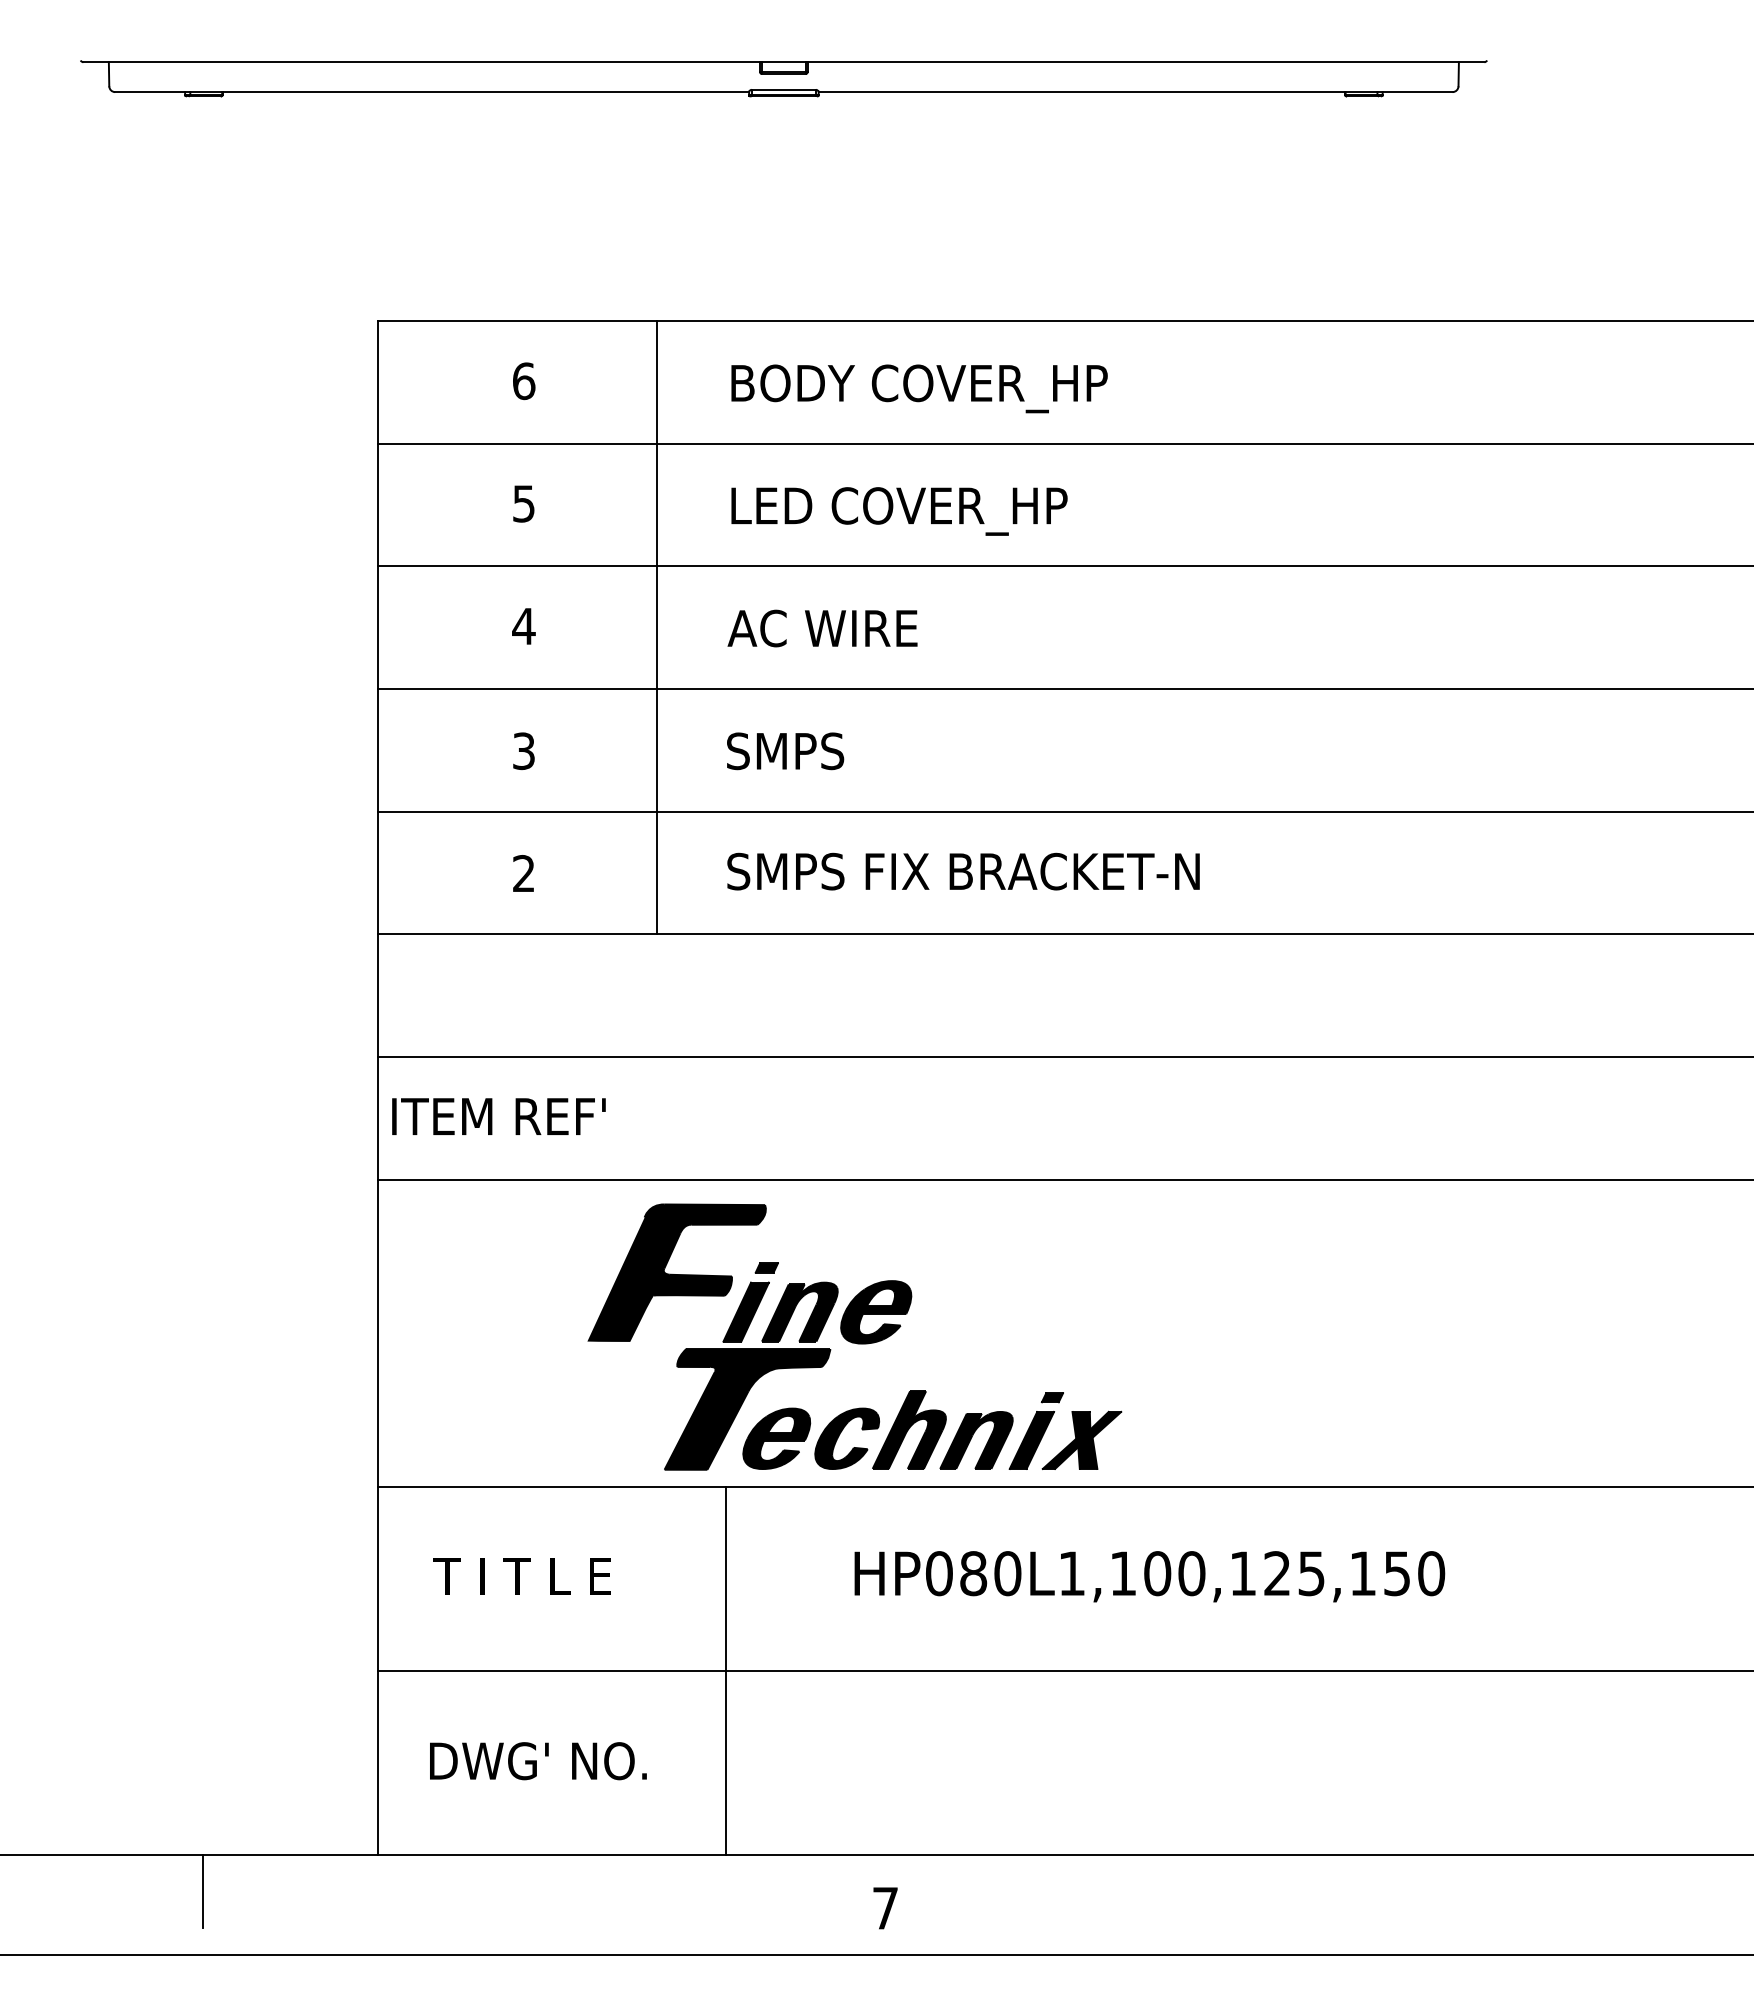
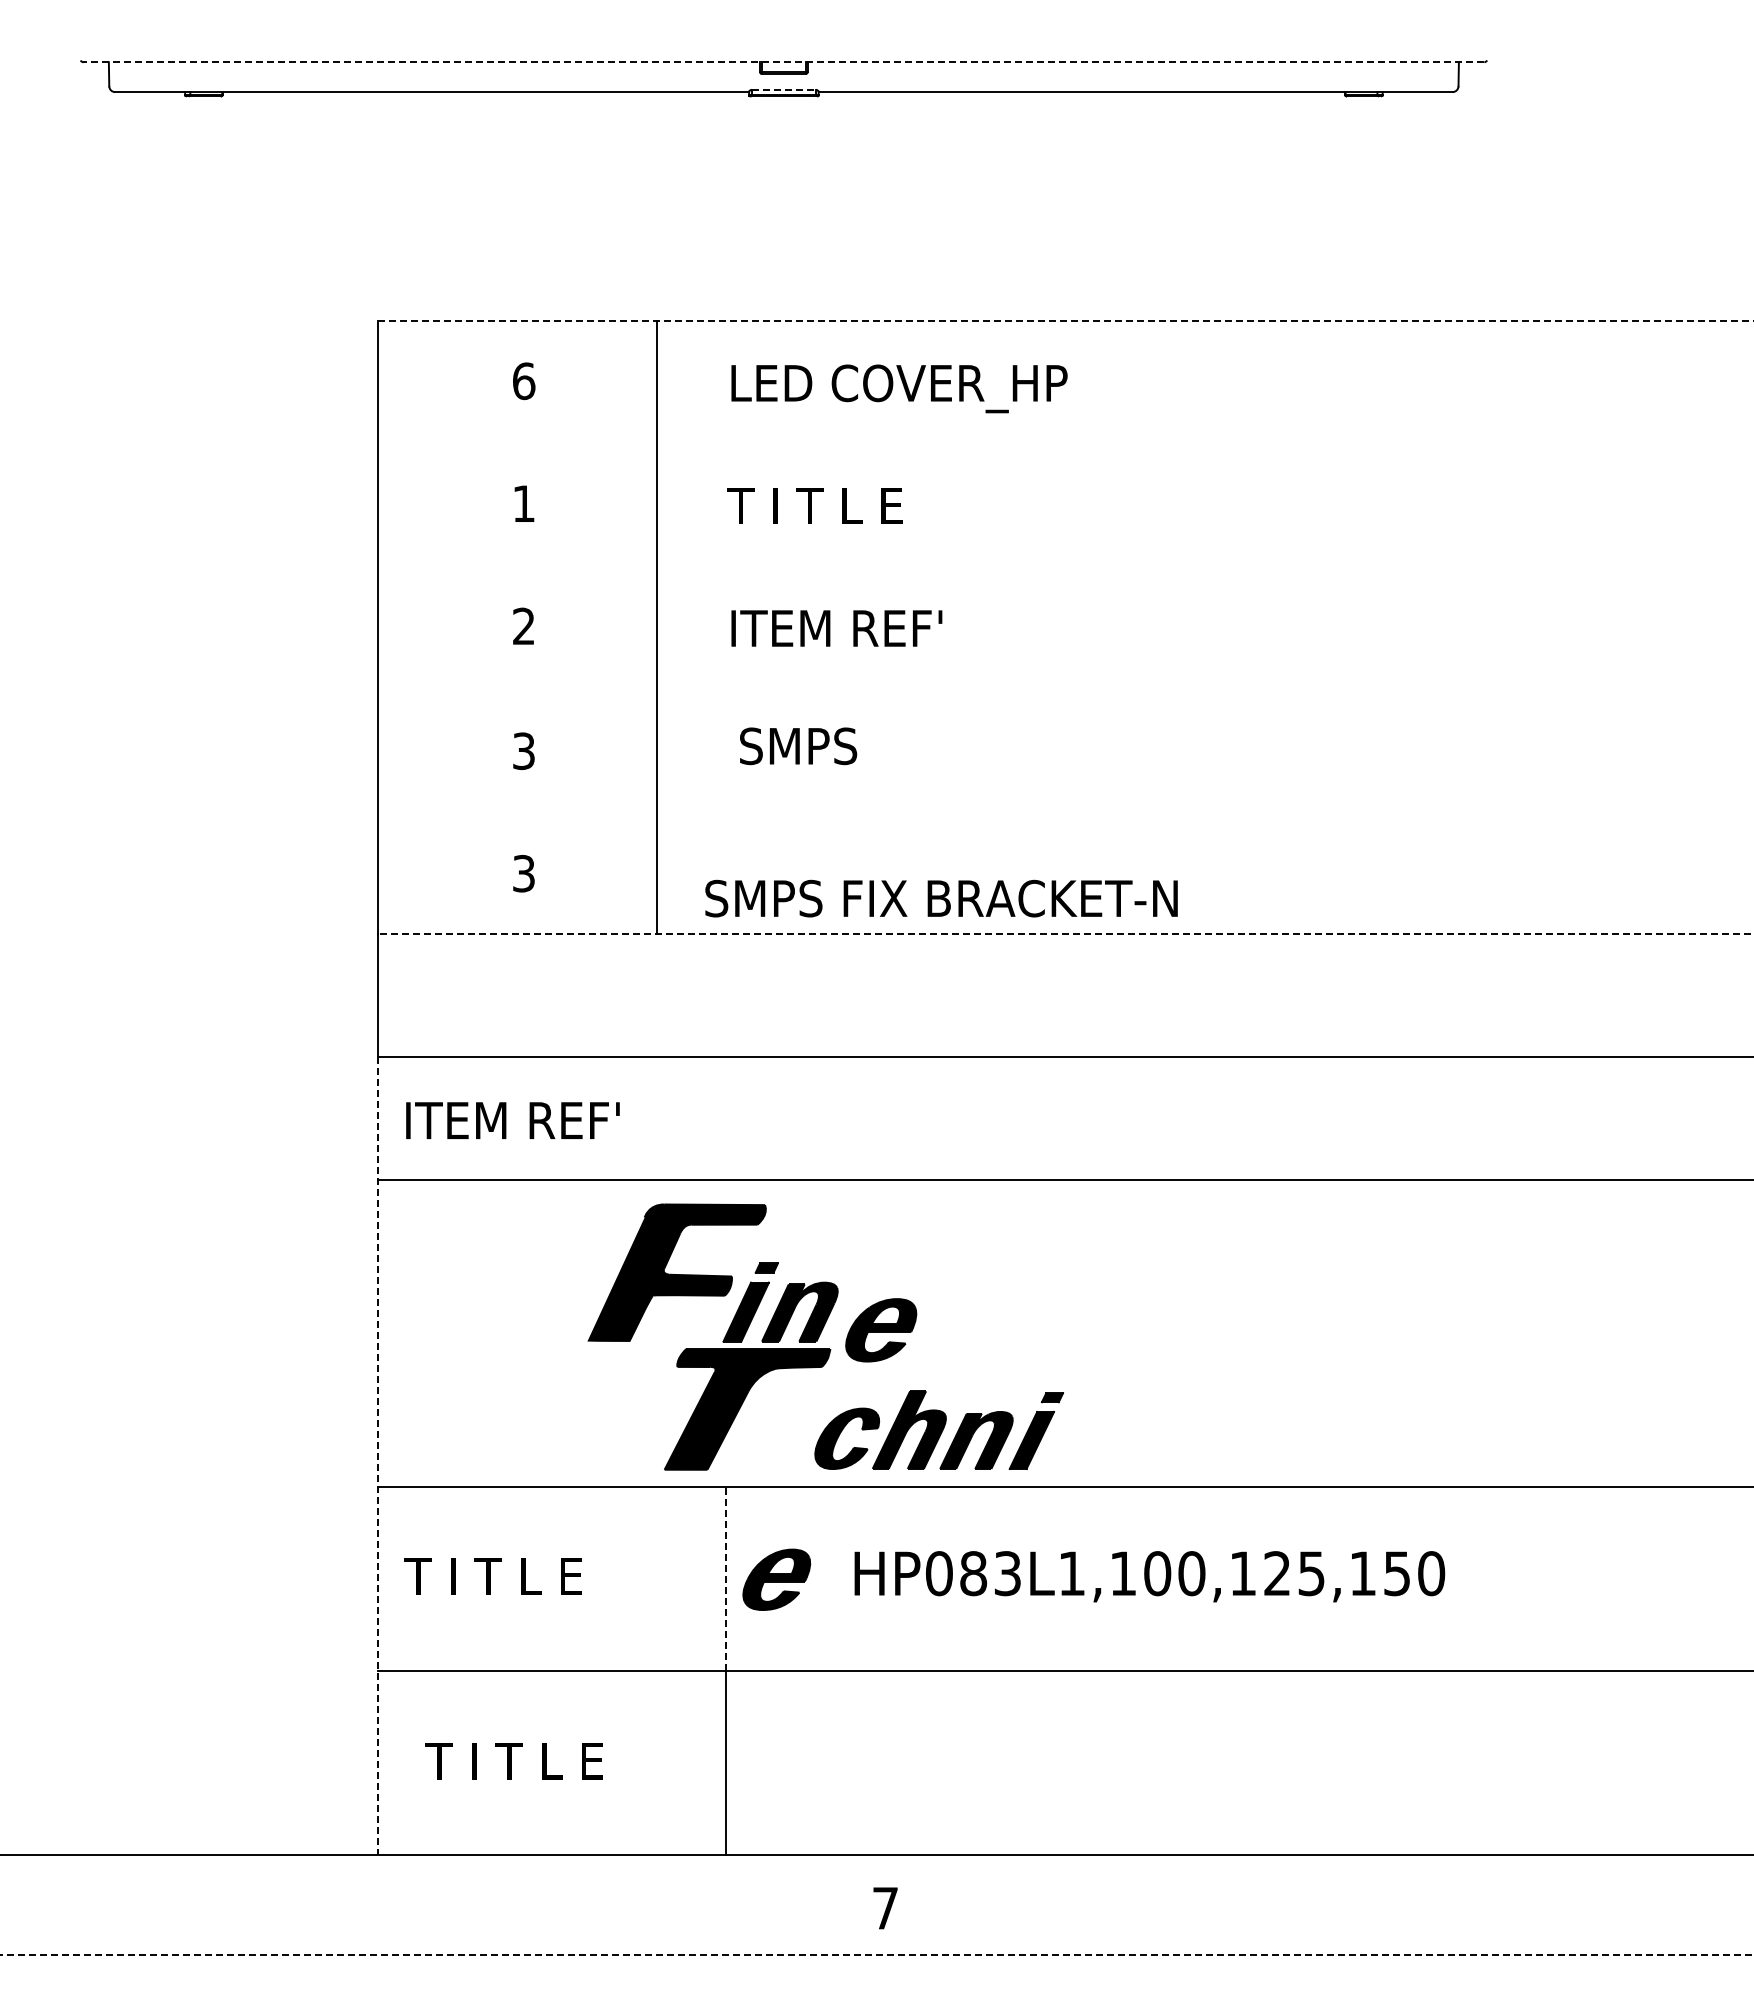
line: solid -> dashed (783, 62)
line: solid -> dashed (784, 89)
line: solid -> dashed (1065, 321)
text: BODY COVER_HP -> LED COVER_HP (921, 388)
line: present -> none (1064, 443)
text: 5 -> 1 (523, 503)
text: LED COVER_HP -> T I T L E (897, 511)
line: present -> none (1064, 566)
text: 4 -> 2 (523, 625)
text: AC WIRE -> ITEM REF' (834, 628)
line: present -> none (1064, 689)
text position: (785, 751) -> (798, 746) (798, 746)
line: present -> none (1064, 811)
text position: (963, 871) -> (941, 898) (941, 898)
text: 2 -> 3 (523, 873)
line: solid -> dashed (1065, 934)
text position: (498, 1116) -> (512, 1120) (512, 1120)
part position: (876, 1312) -> (881, 1330) (881, 1330)
part position: (776, 1438) -> (776, 1579) (776, 1579)
part: present -> none (1081, 1439)
line: solid -> dashed (378, 1456)
text: HP080L1,100,125,150 -> HP083L1,100,125,150 (1007, 1573)
text position: (521, 1576) -> (492, 1576) (492, 1576)
line: solid -> dashed (725, 1578)
text: DWG' NO. -> T I T L E (535, 1761)
line: present -> none (203, 1891)
line: solid -> dashed (876, 1954)
